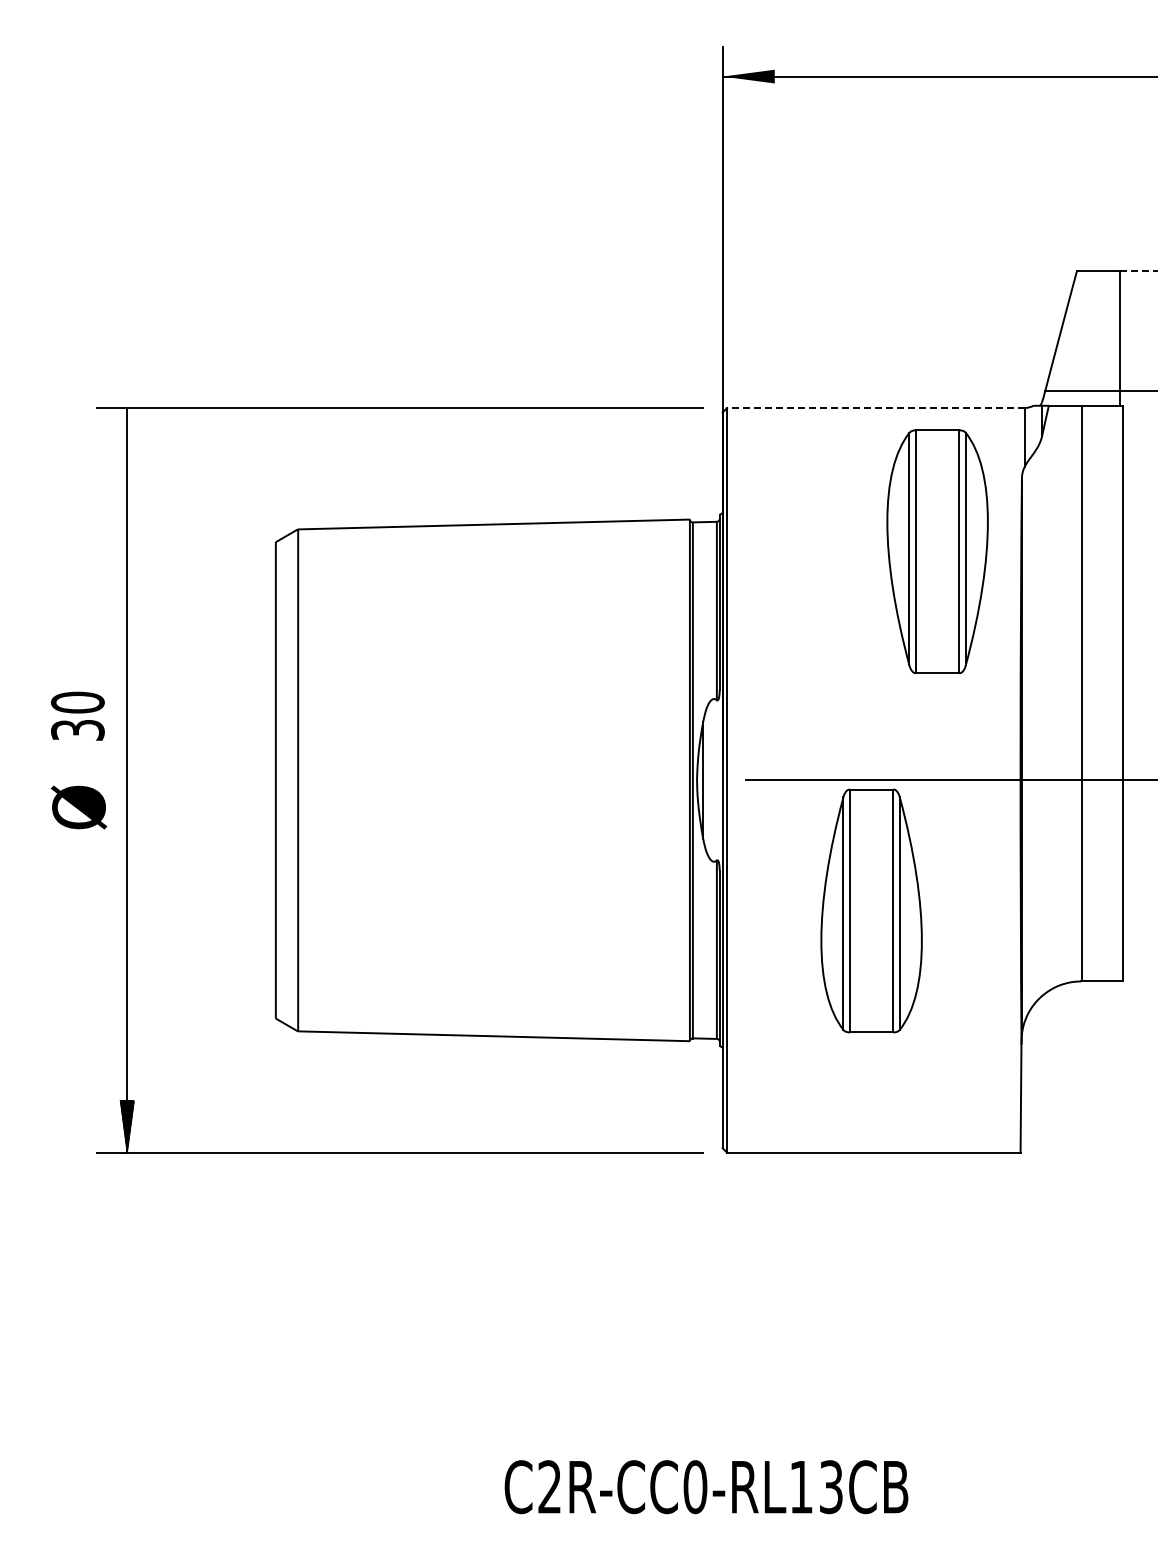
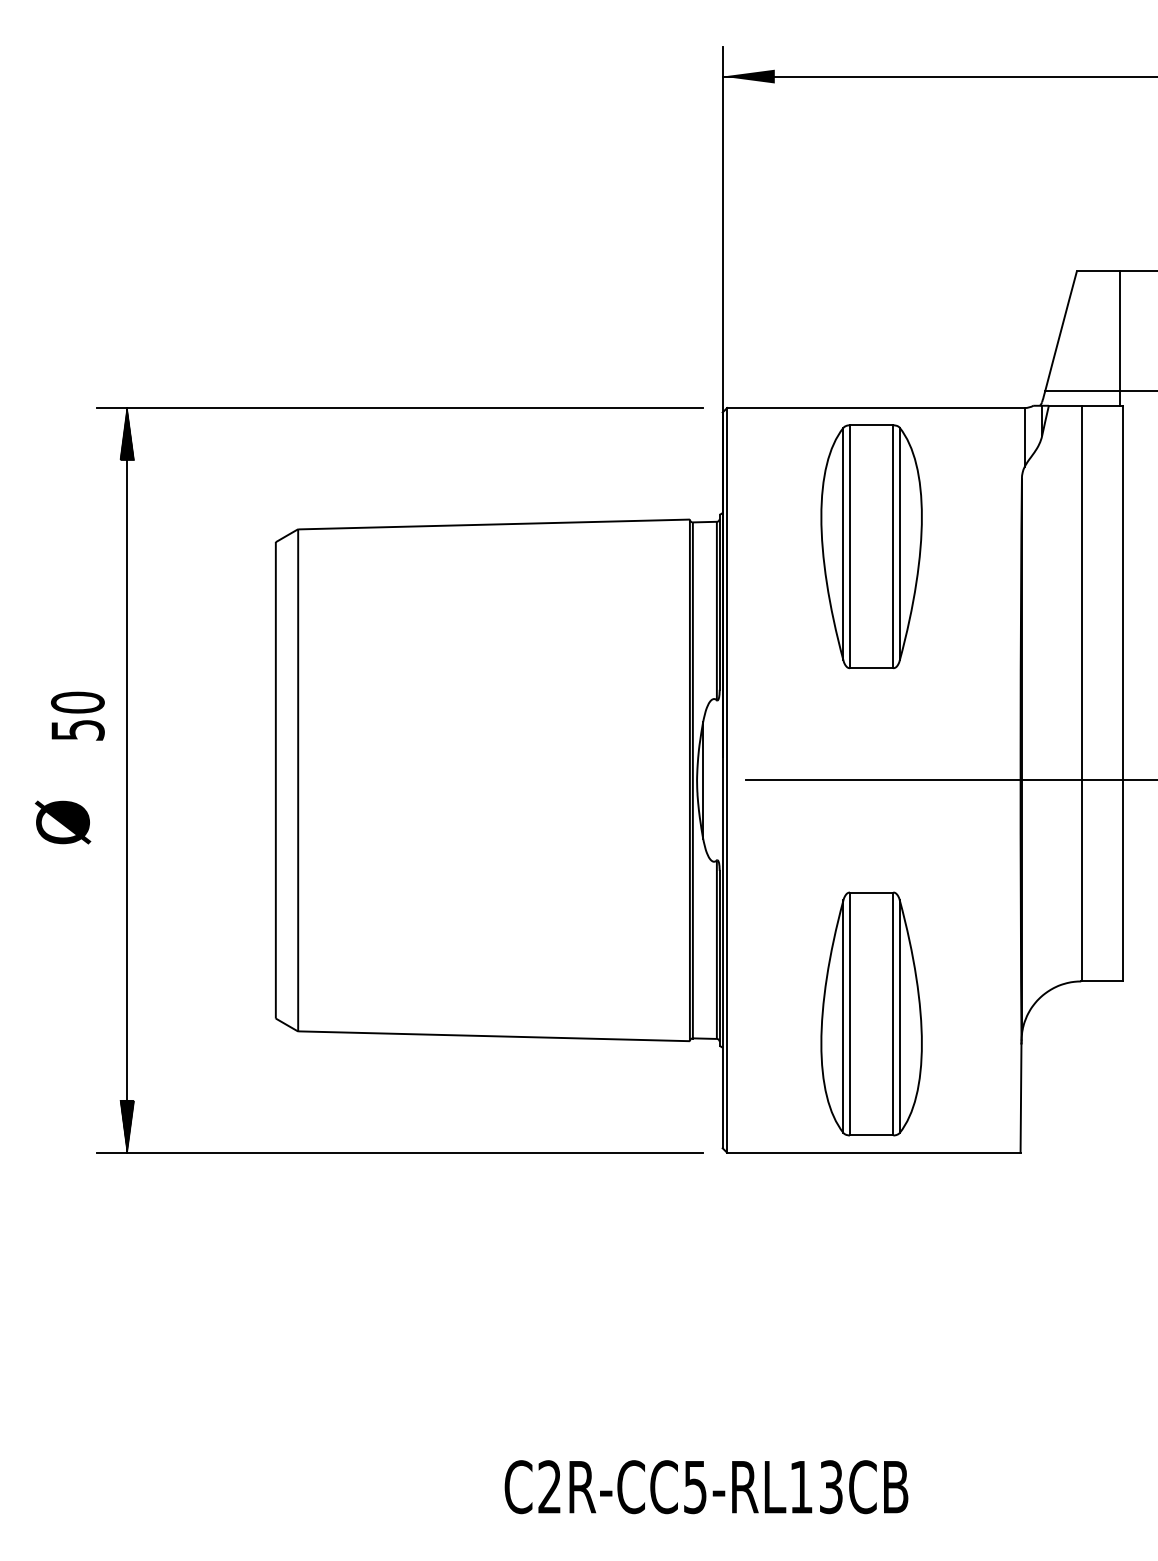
line: dashed -> solid (1139, 271)
line: dashed -> solid (875, 408)
hatch: none -> present (127, 434)
part position: (937, 551) -> (871, 546) (871, 546)
text: 30 -> 50 (77, 730)
text position: (79, 807) -> (63, 822) (63, 822)
part position: (871, 910) -> (871, 1013) (871, 1013)
text: C2R-CC0-RL13CB -> C2R-CC5-RL13CB (695, 1487)
